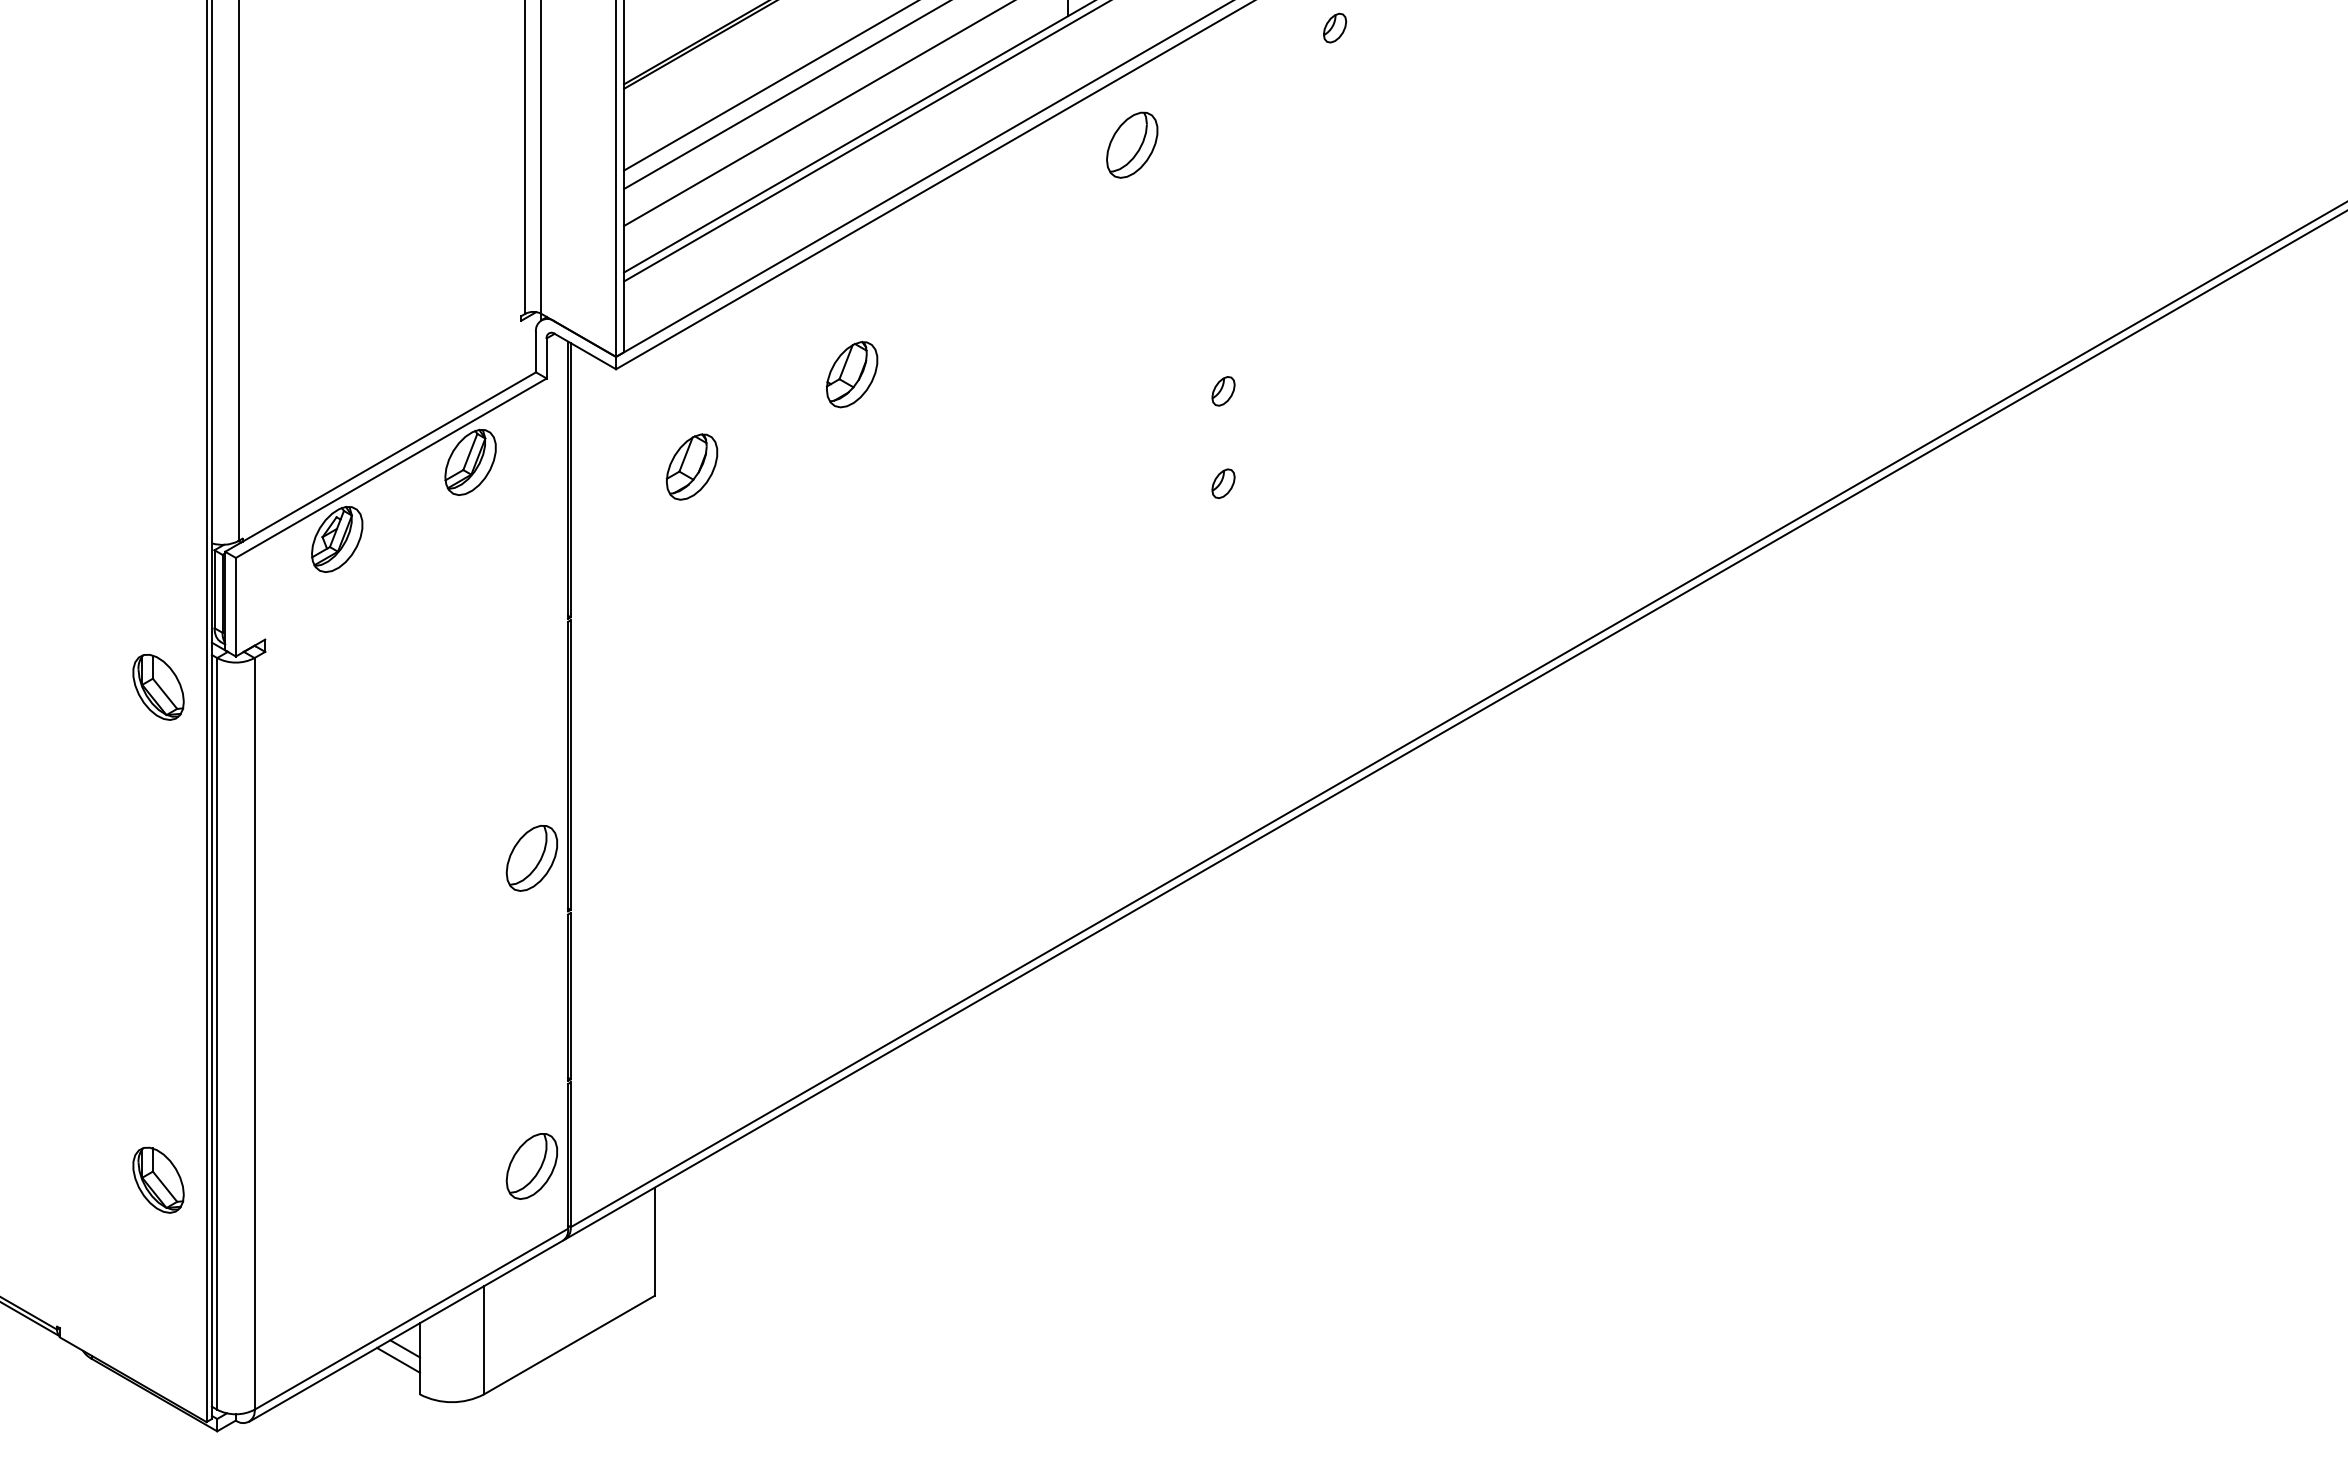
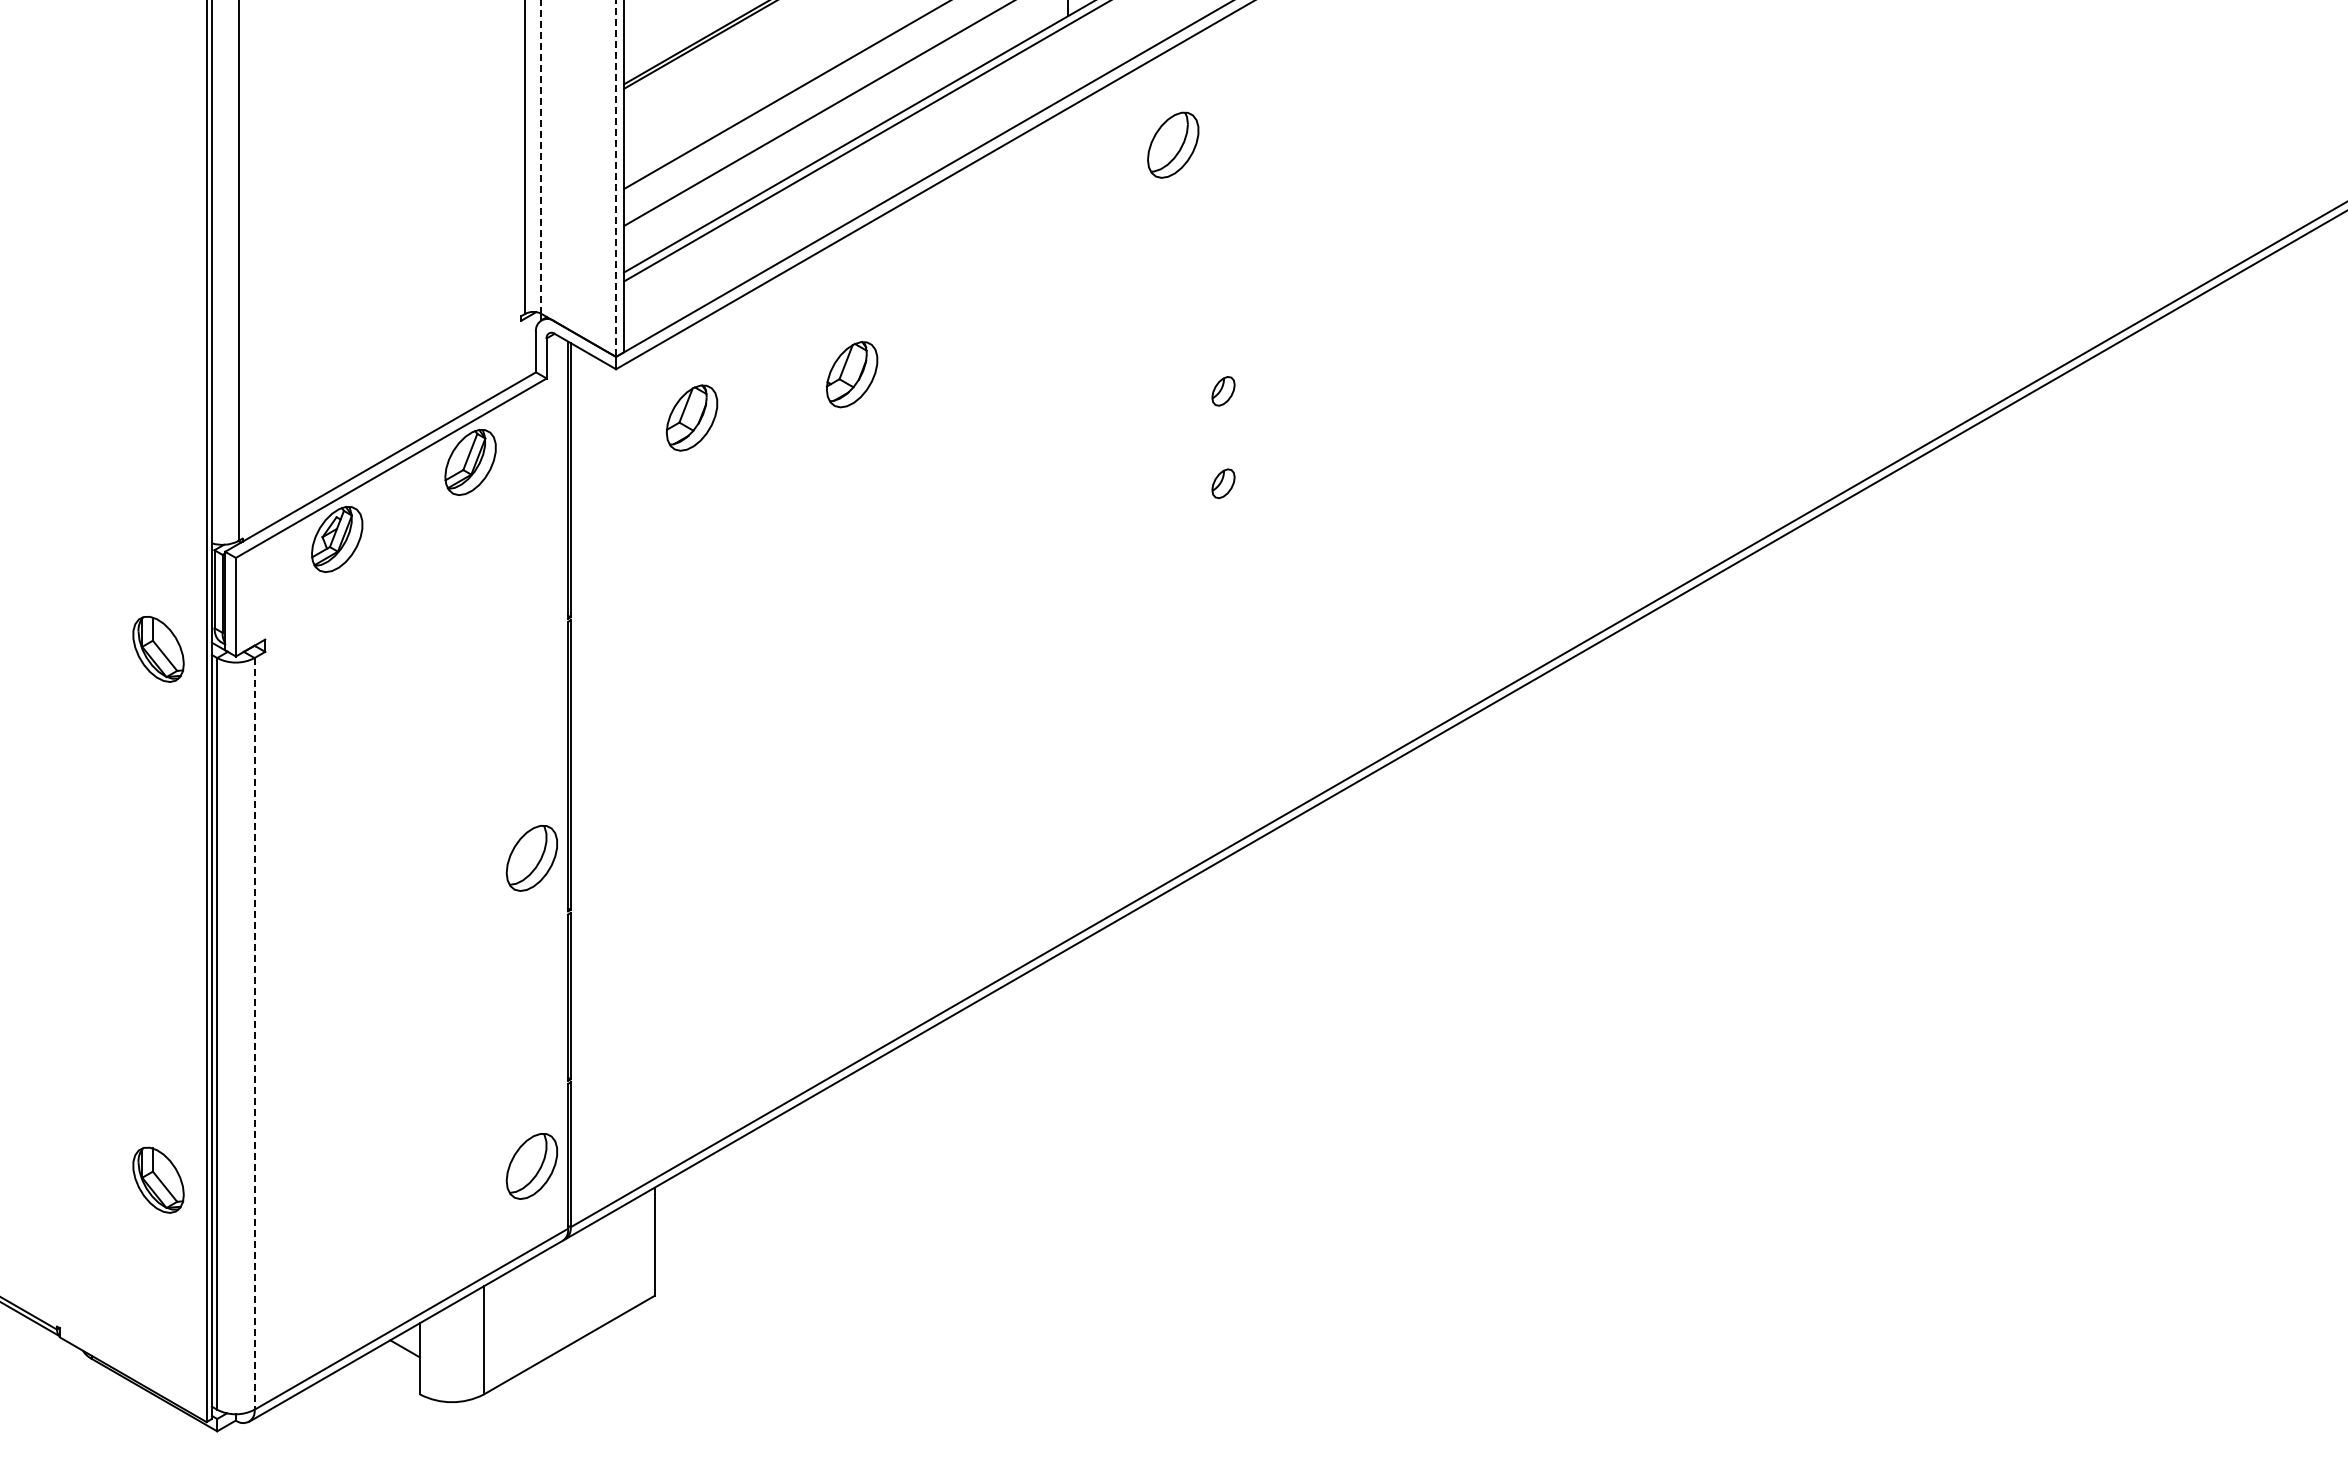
part: present -> none (1335, 27)
line: present -> none (769, 86)
part position: (1132, 144) -> (1173, 144) (1173, 144)
line: solid -> dashed (541, 156)
line: solid -> dashed (616, 179)
part position: (691, 466) -> (691, 417) (691, 417)
part position: (158, 687) -> (158, 649) (158, 649)
line: solid -> dashed (254, 1033)
line: present -> none (398, 1359)
